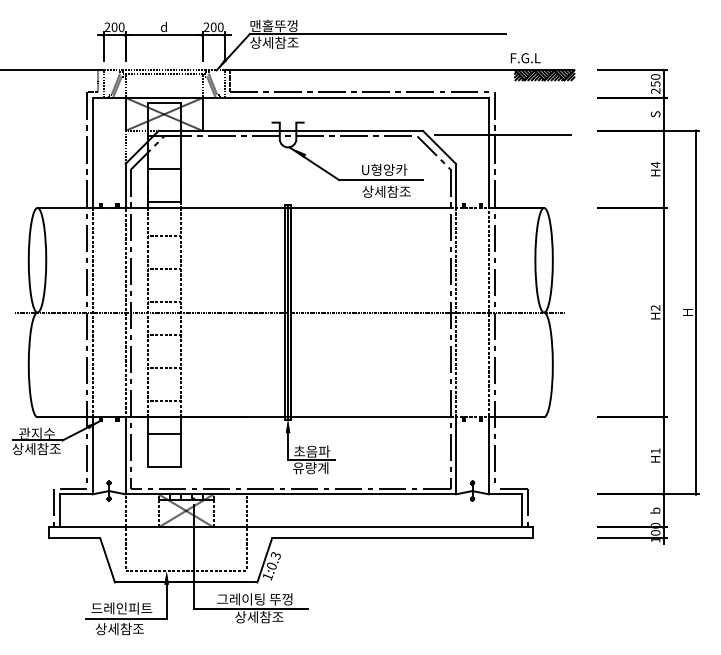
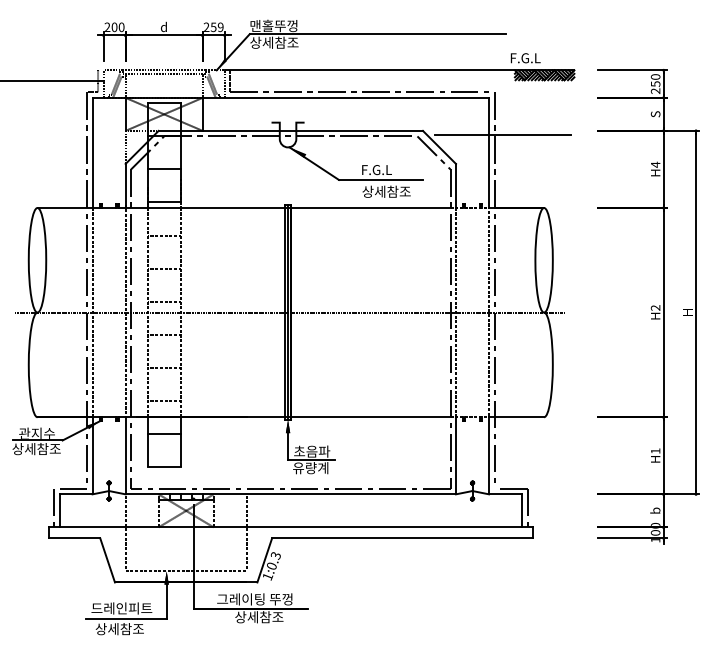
text: 200 -> 259 (216, 26)
line position: (52, 70) -> (52, 81) (52, 81)
text: U형앙카 -> F.G.L (384, 169)
